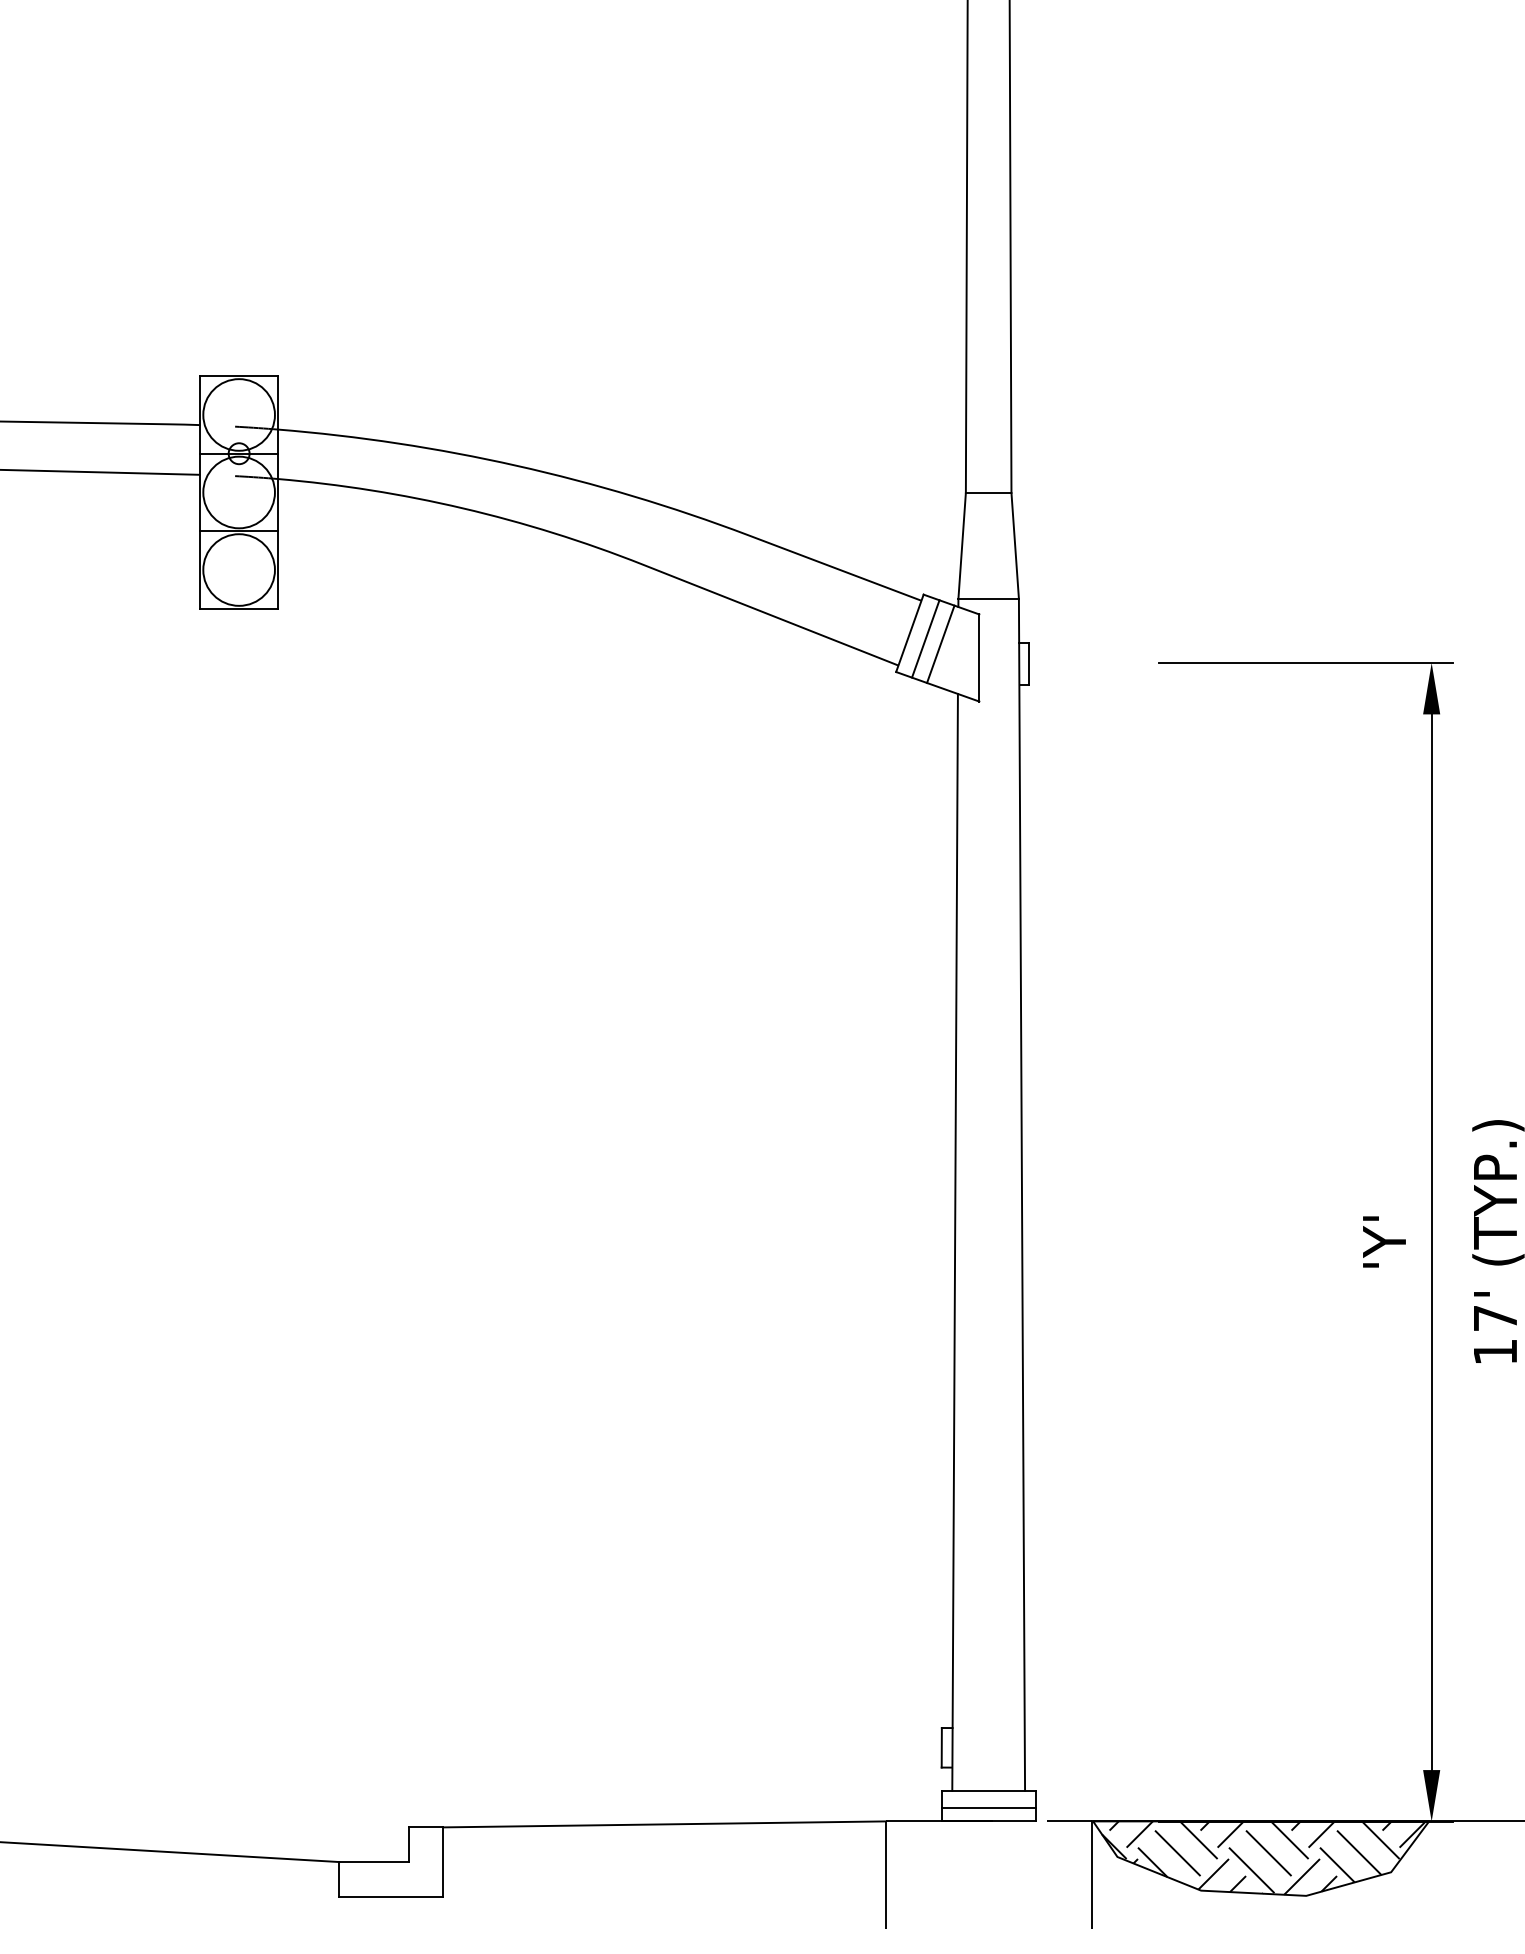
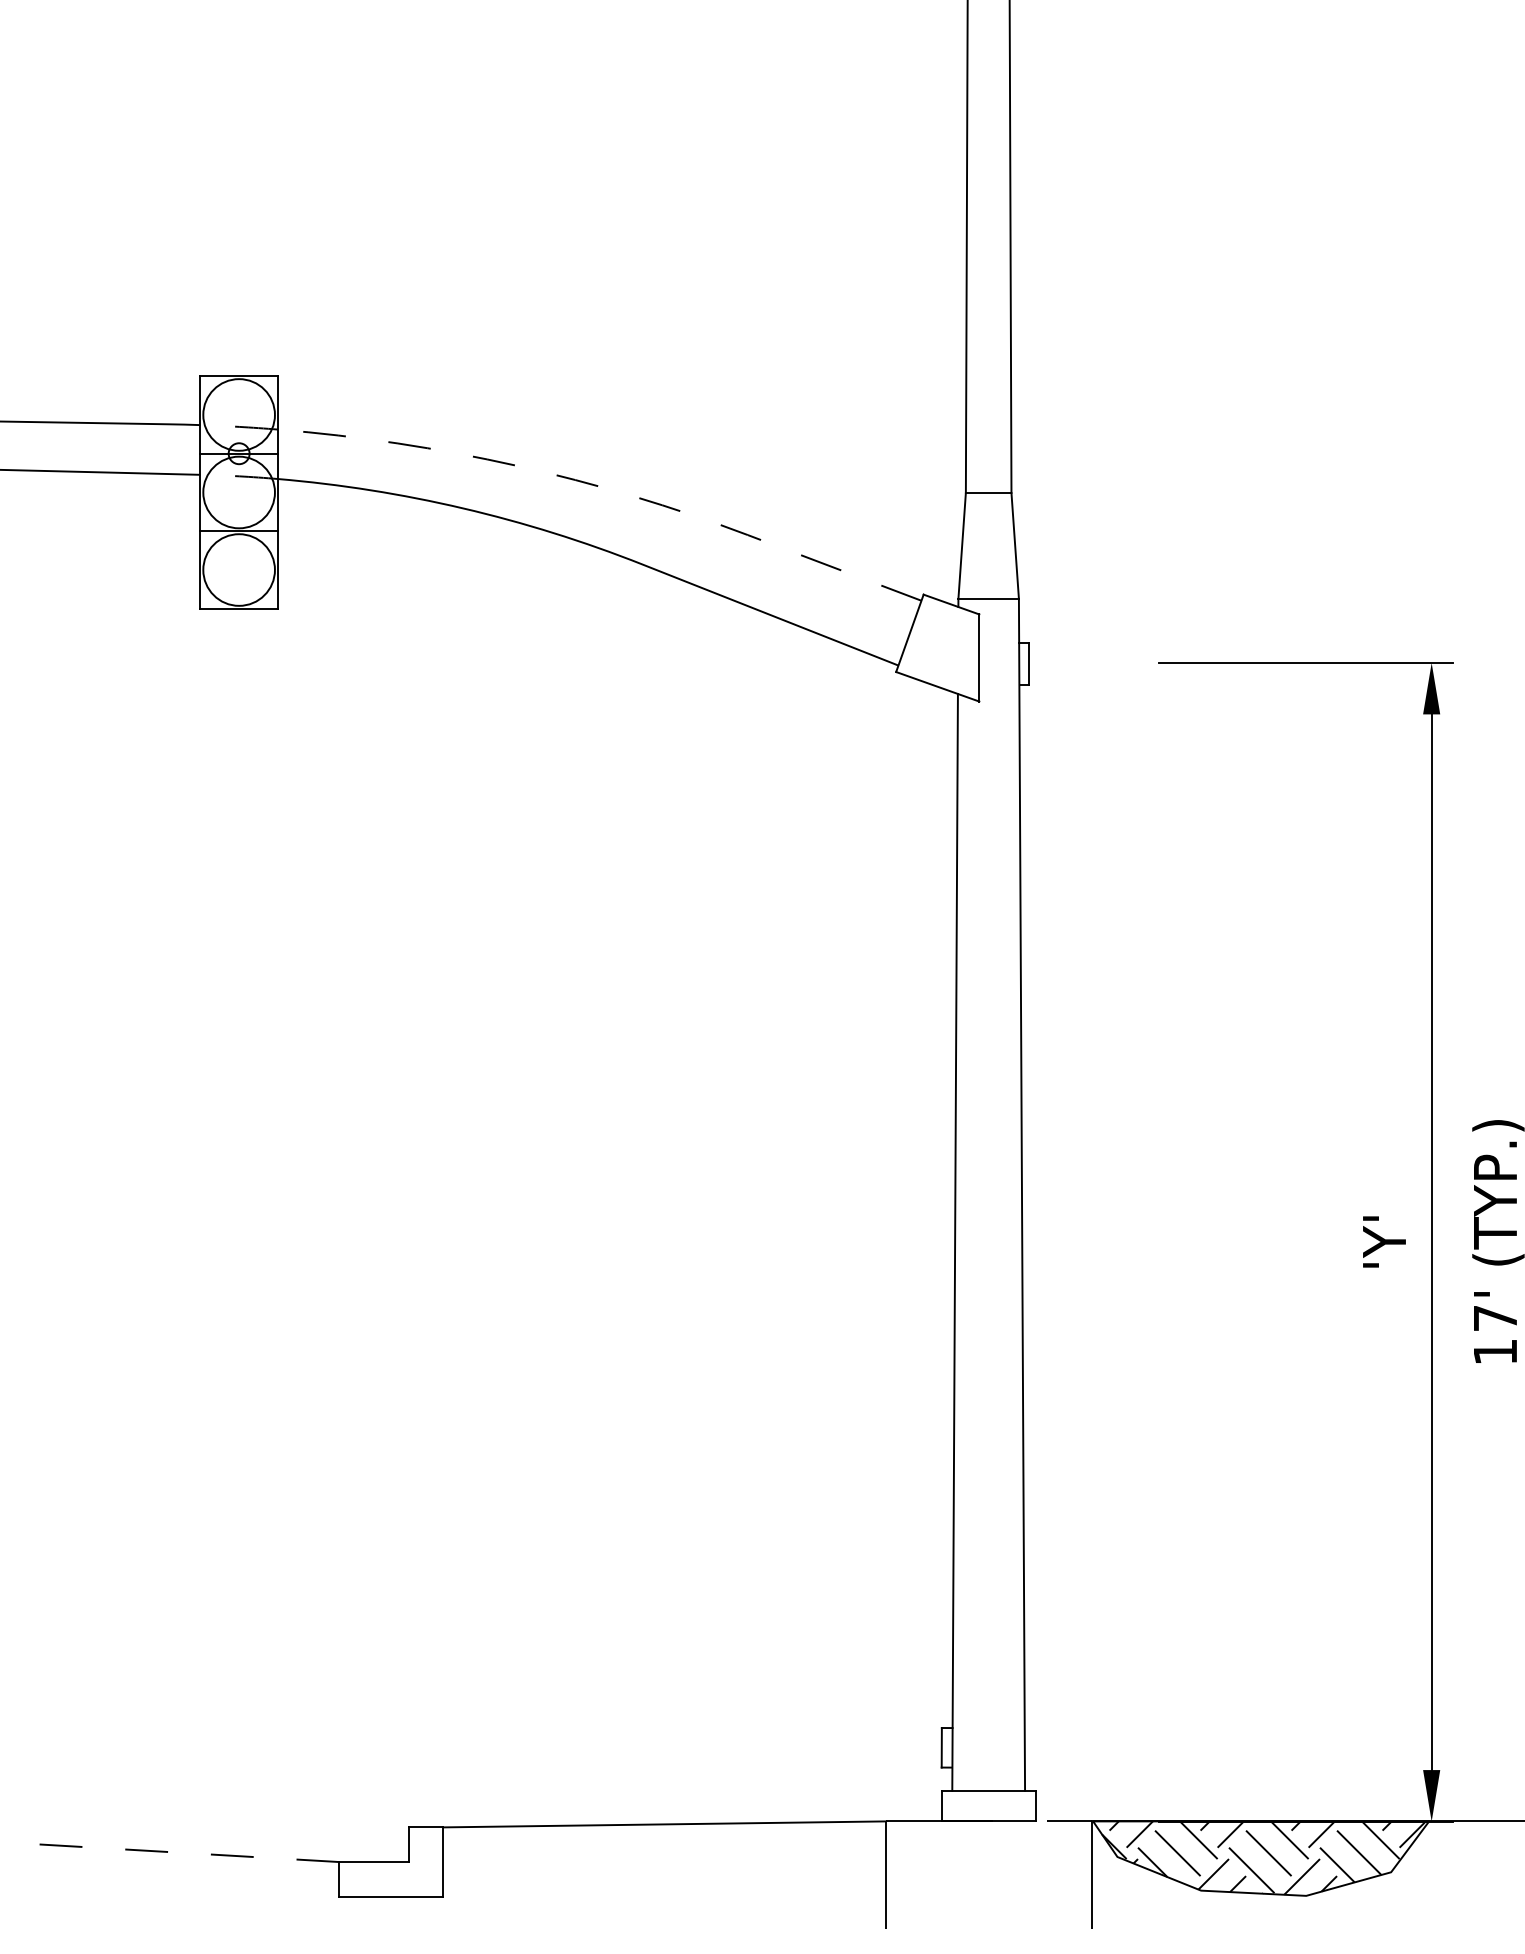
line: solid -> dashed (602, 487)
line: present -> none (925, 638)
line: present -> none (940, 644)
line: present -> none (988, 1808)
line: solid -> dashed (169, 1852)
